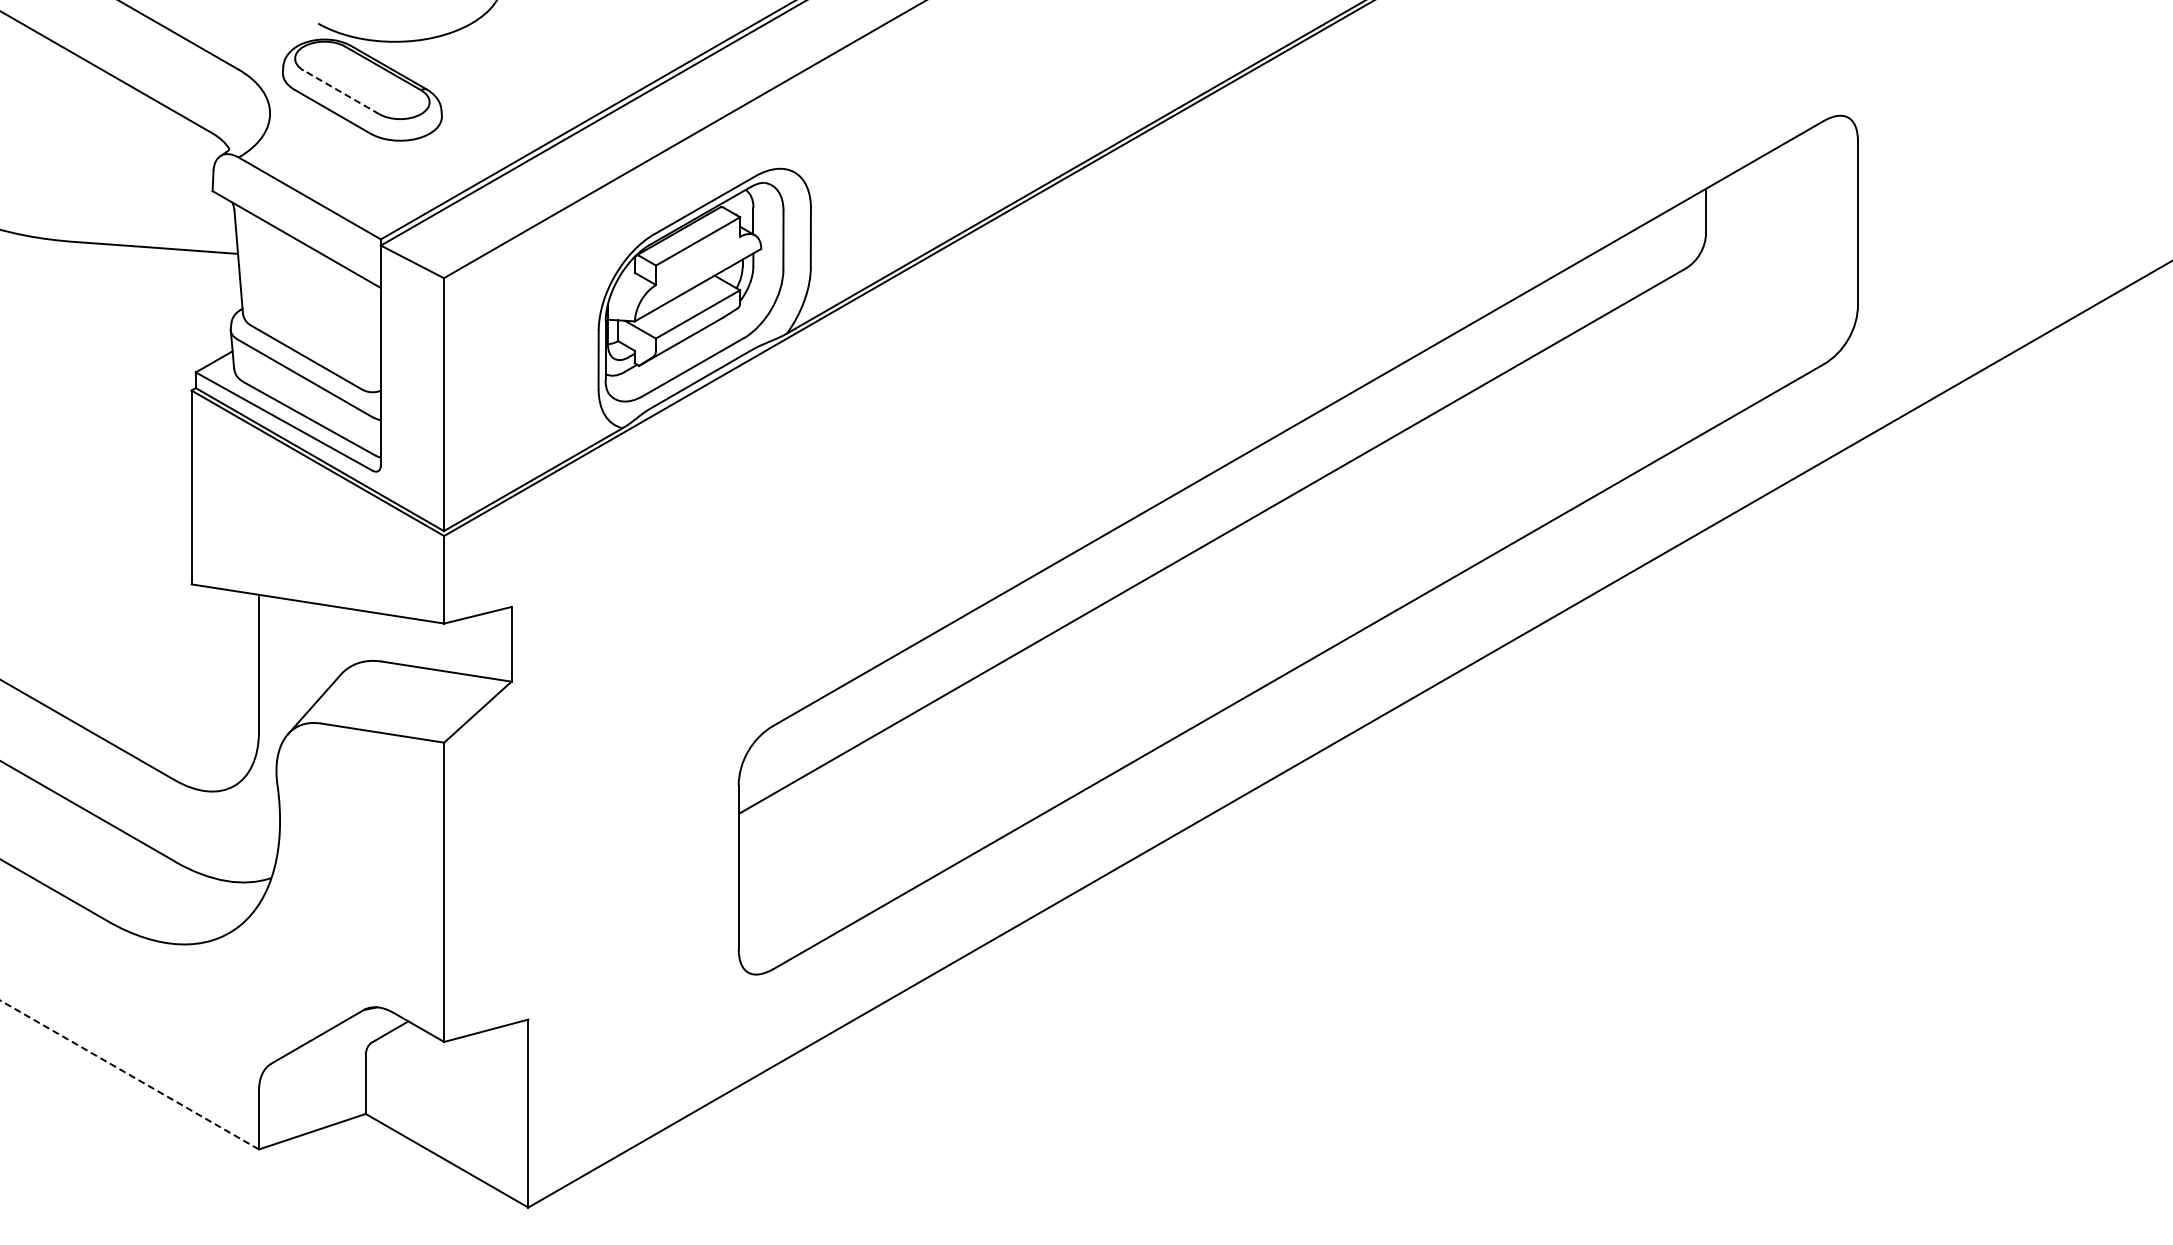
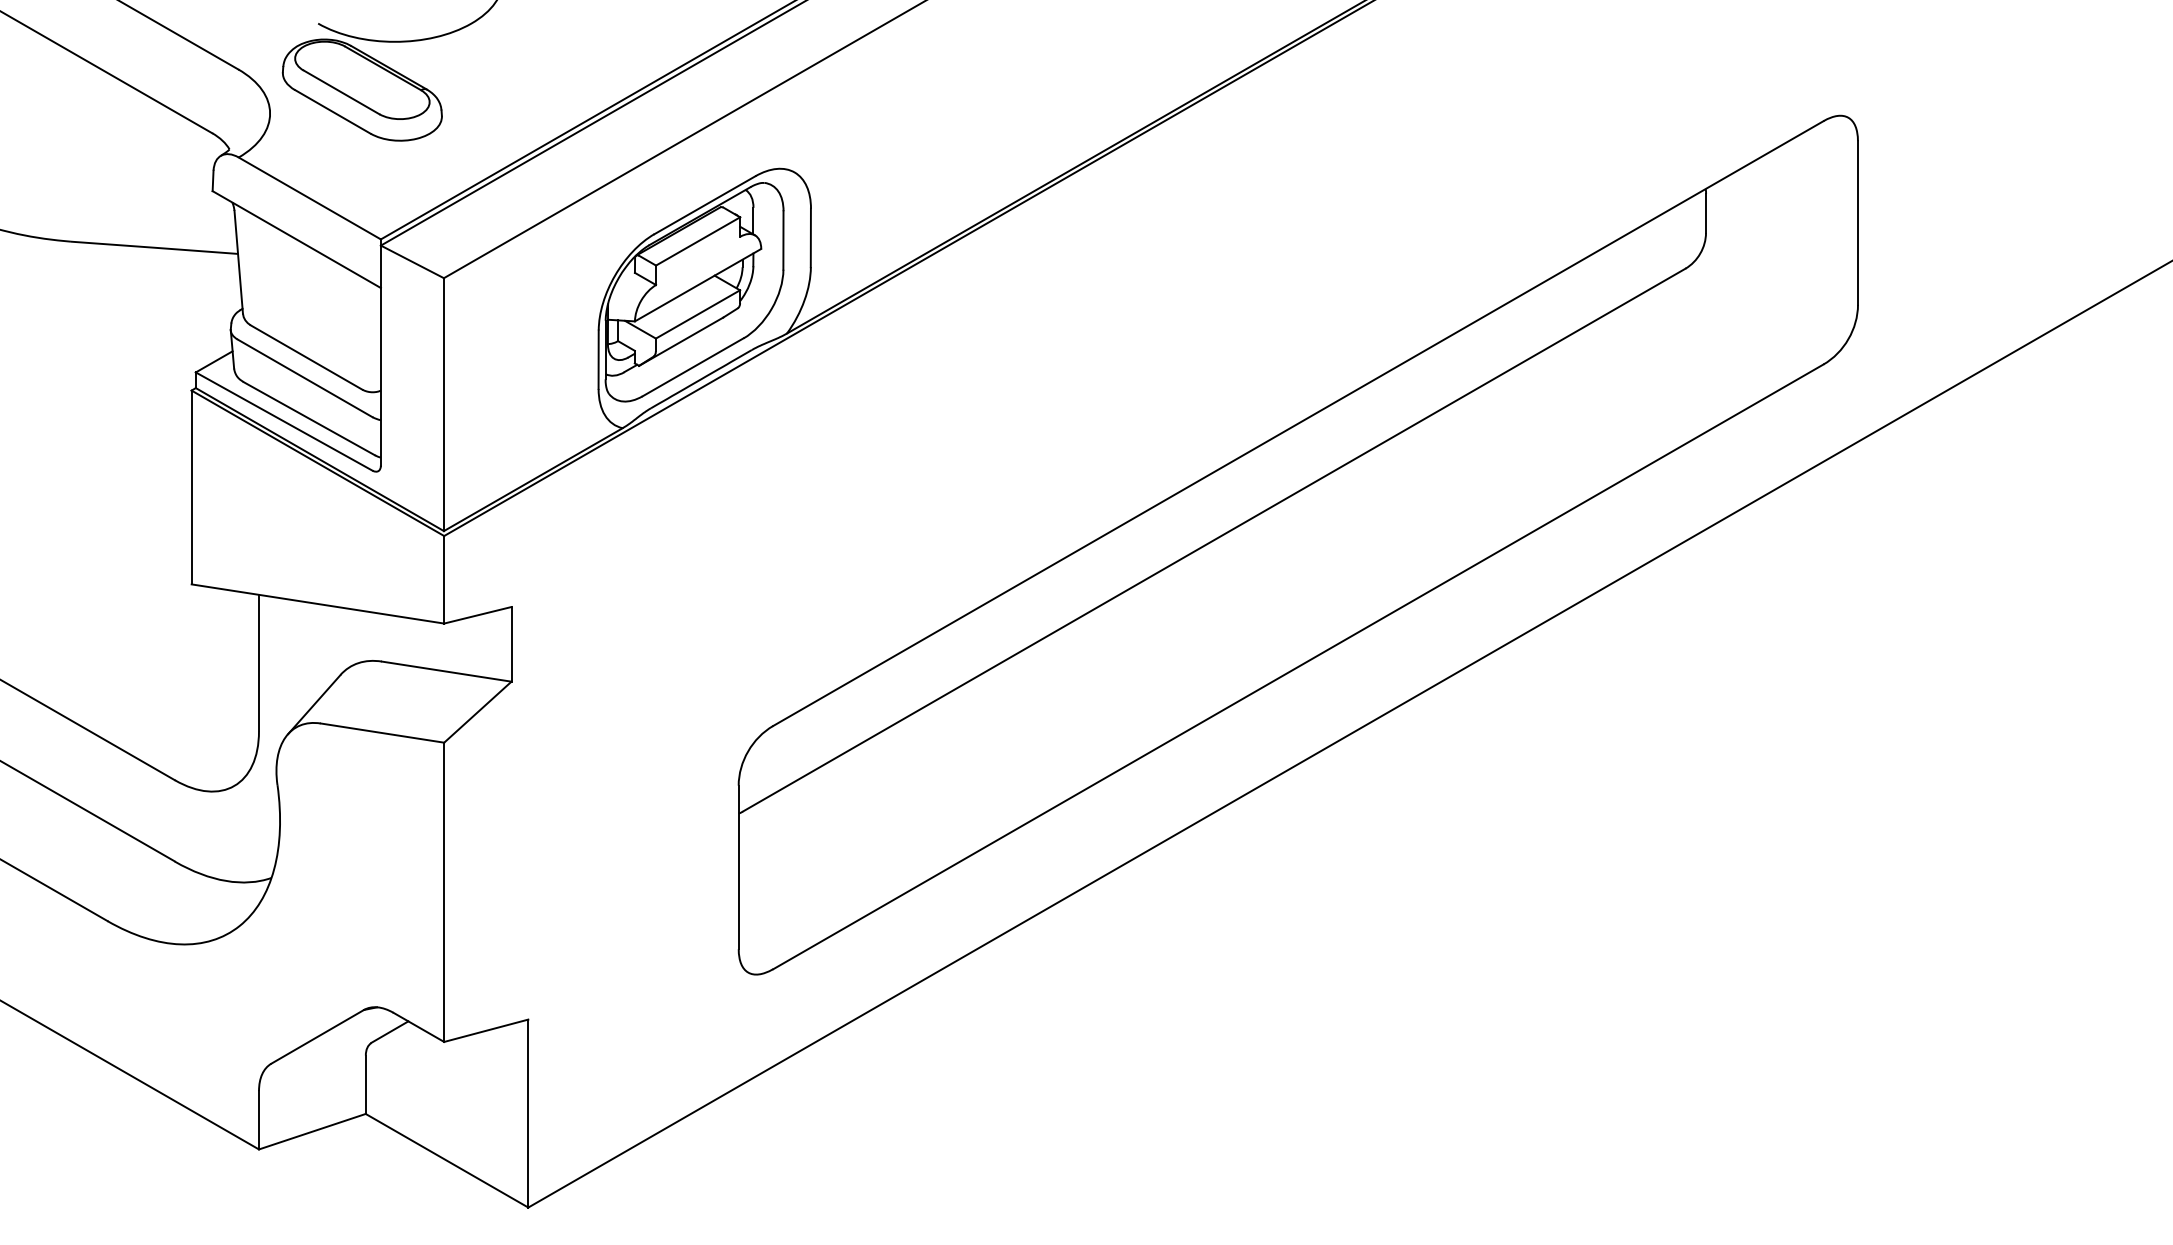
line: dashed -> solid (341, 92)
line: dashed -> solid (129, 1074)
